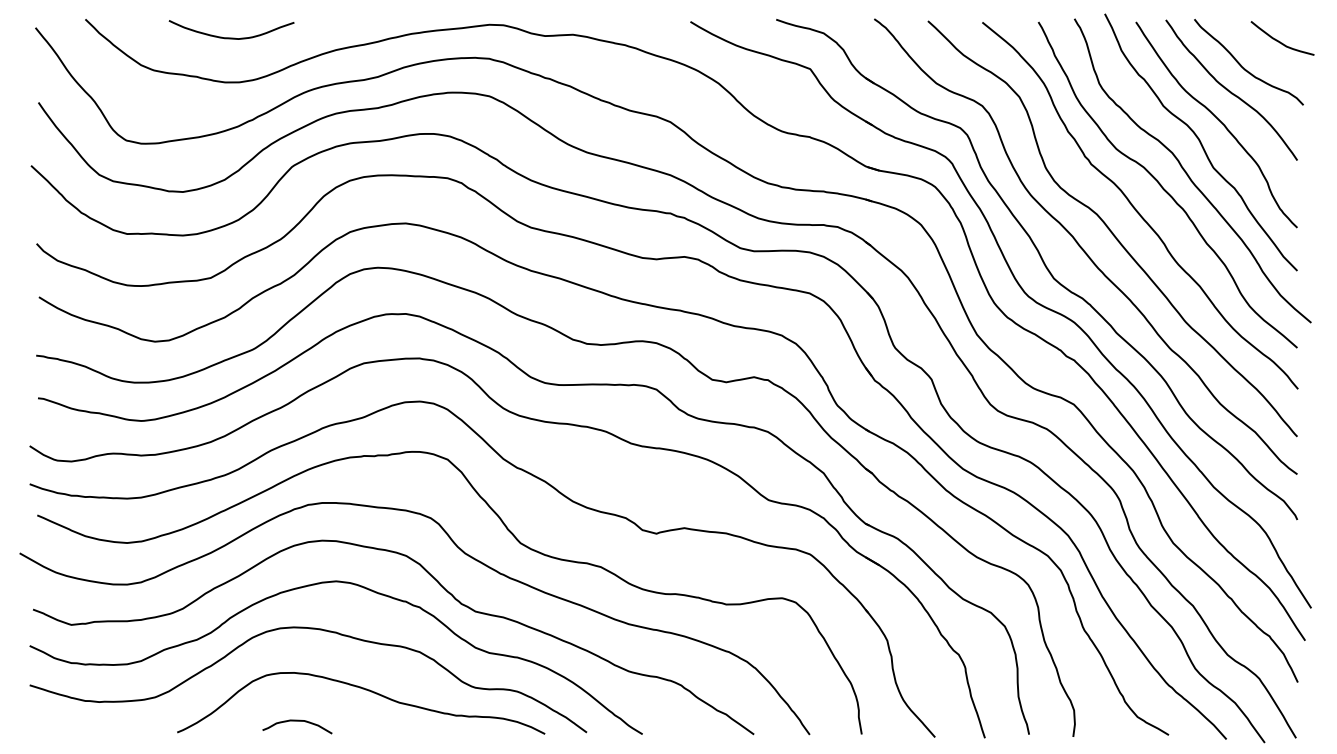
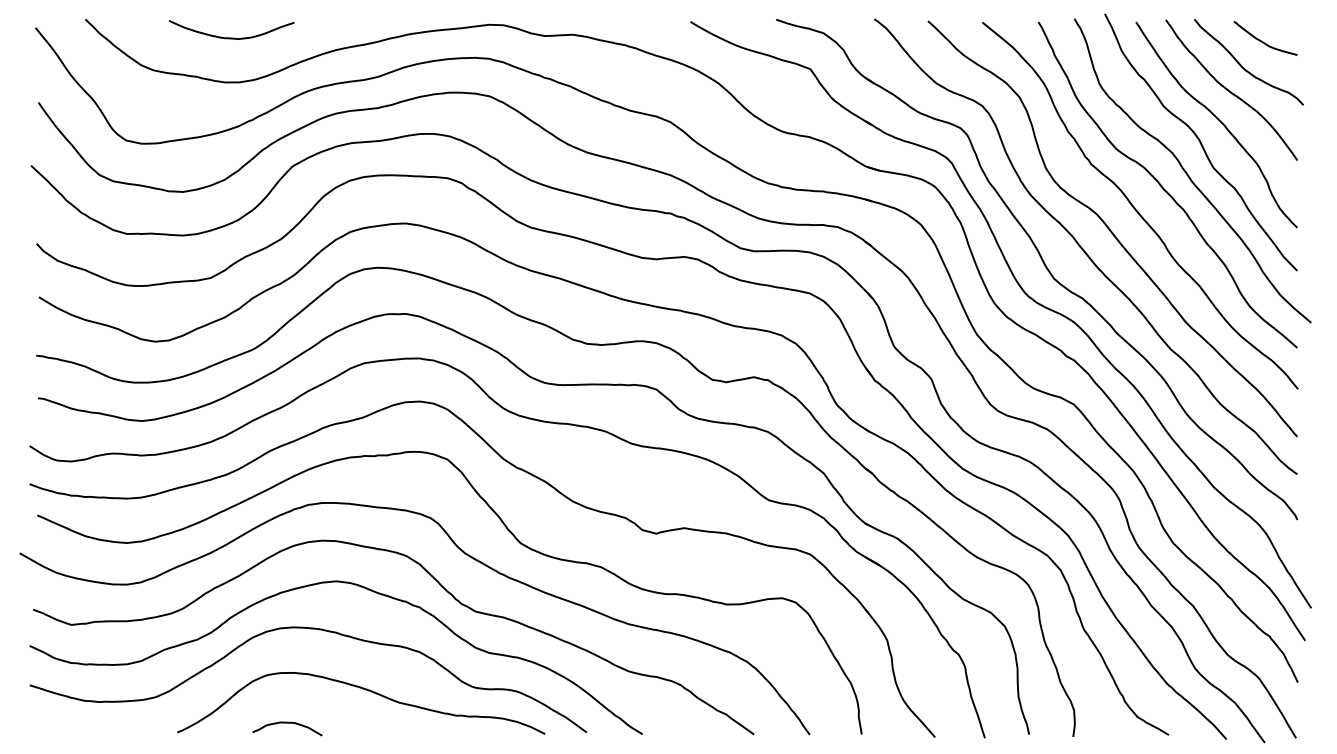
curve position: (1280, 41) -> (1263, 41) (1263, 41)
curve position: (297, 721) -> (287, 723) (287, 723)
